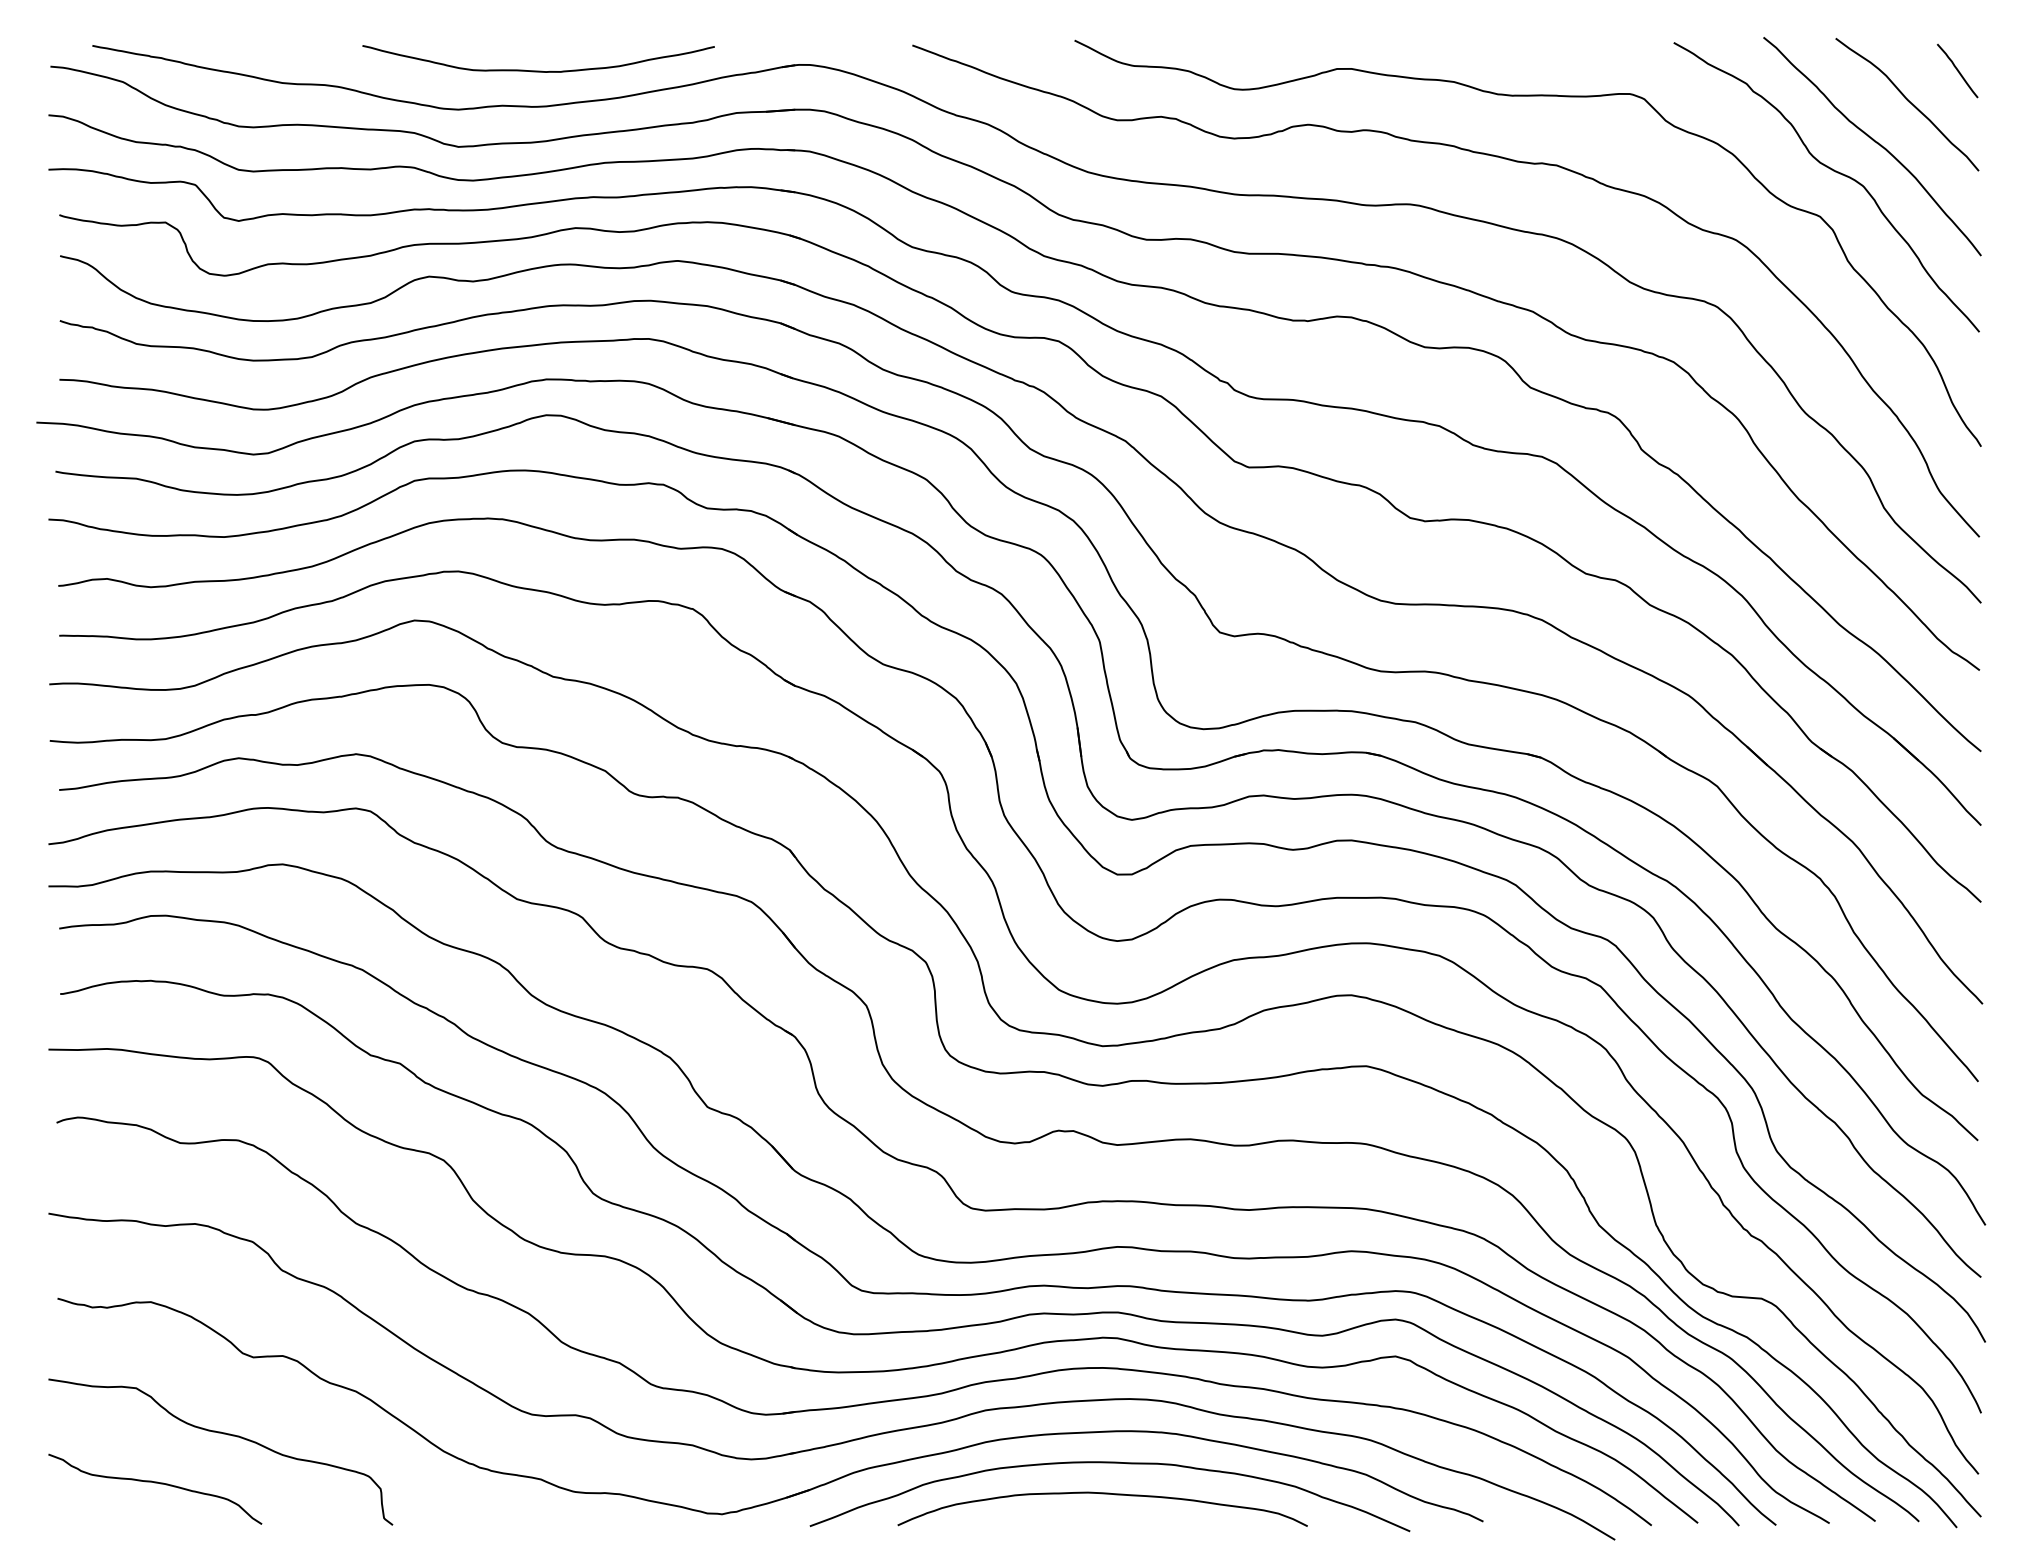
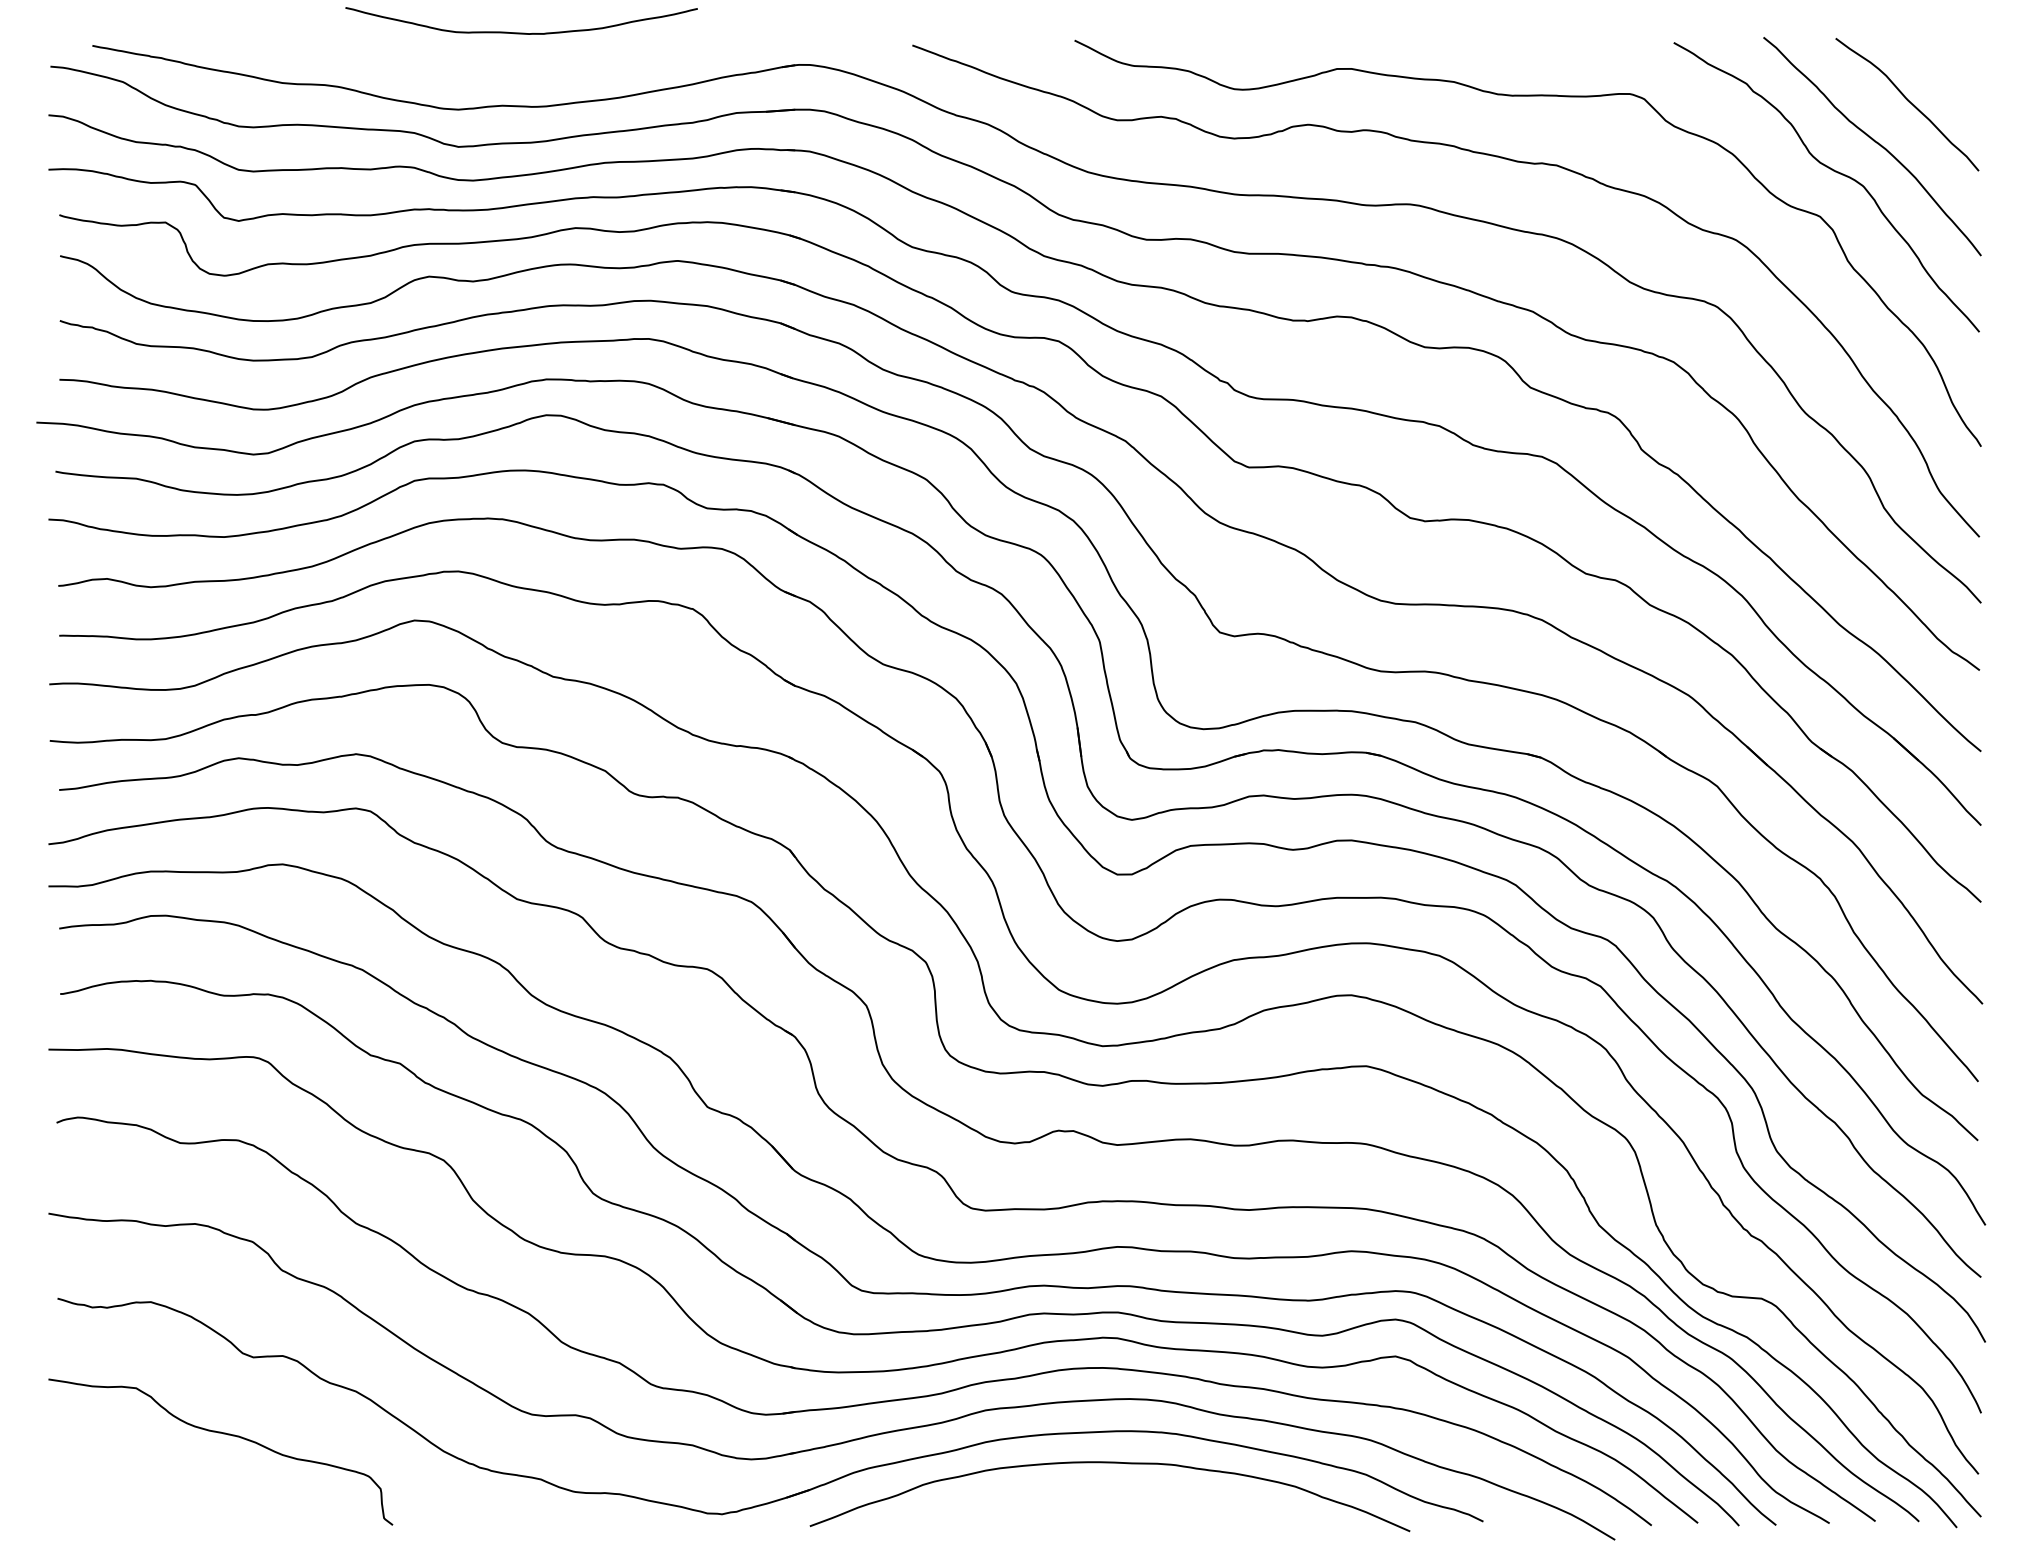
curve position: (538, 70) -> (521, 32) (521, 32)
curve: present -> none (1957, 70)
curve: present -> none (155, 1483)
curve: present -> none (1102, 1494)
